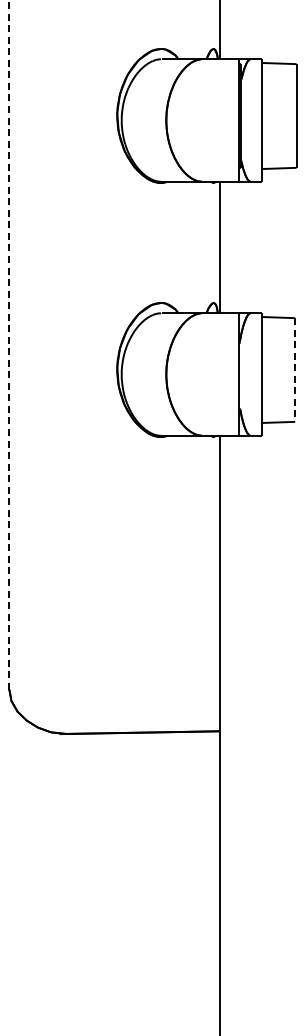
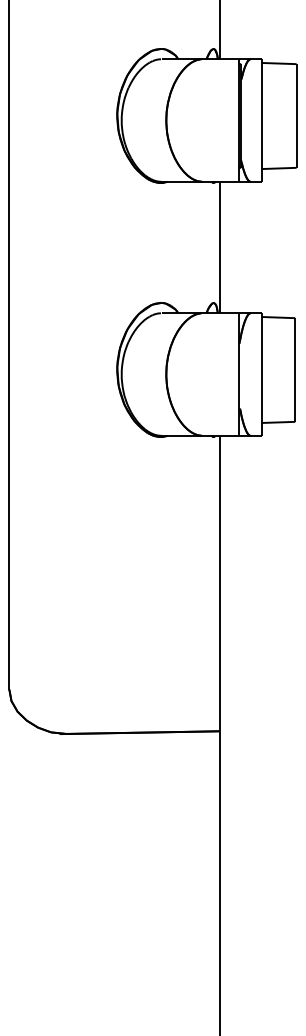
line: dashed -> solid (9, 345)
line: dashed -> solid (295, 370)
